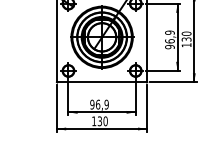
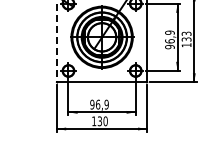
text: 130 -> 133 (186, 33)
line: solid -> dashed (56, 41)
